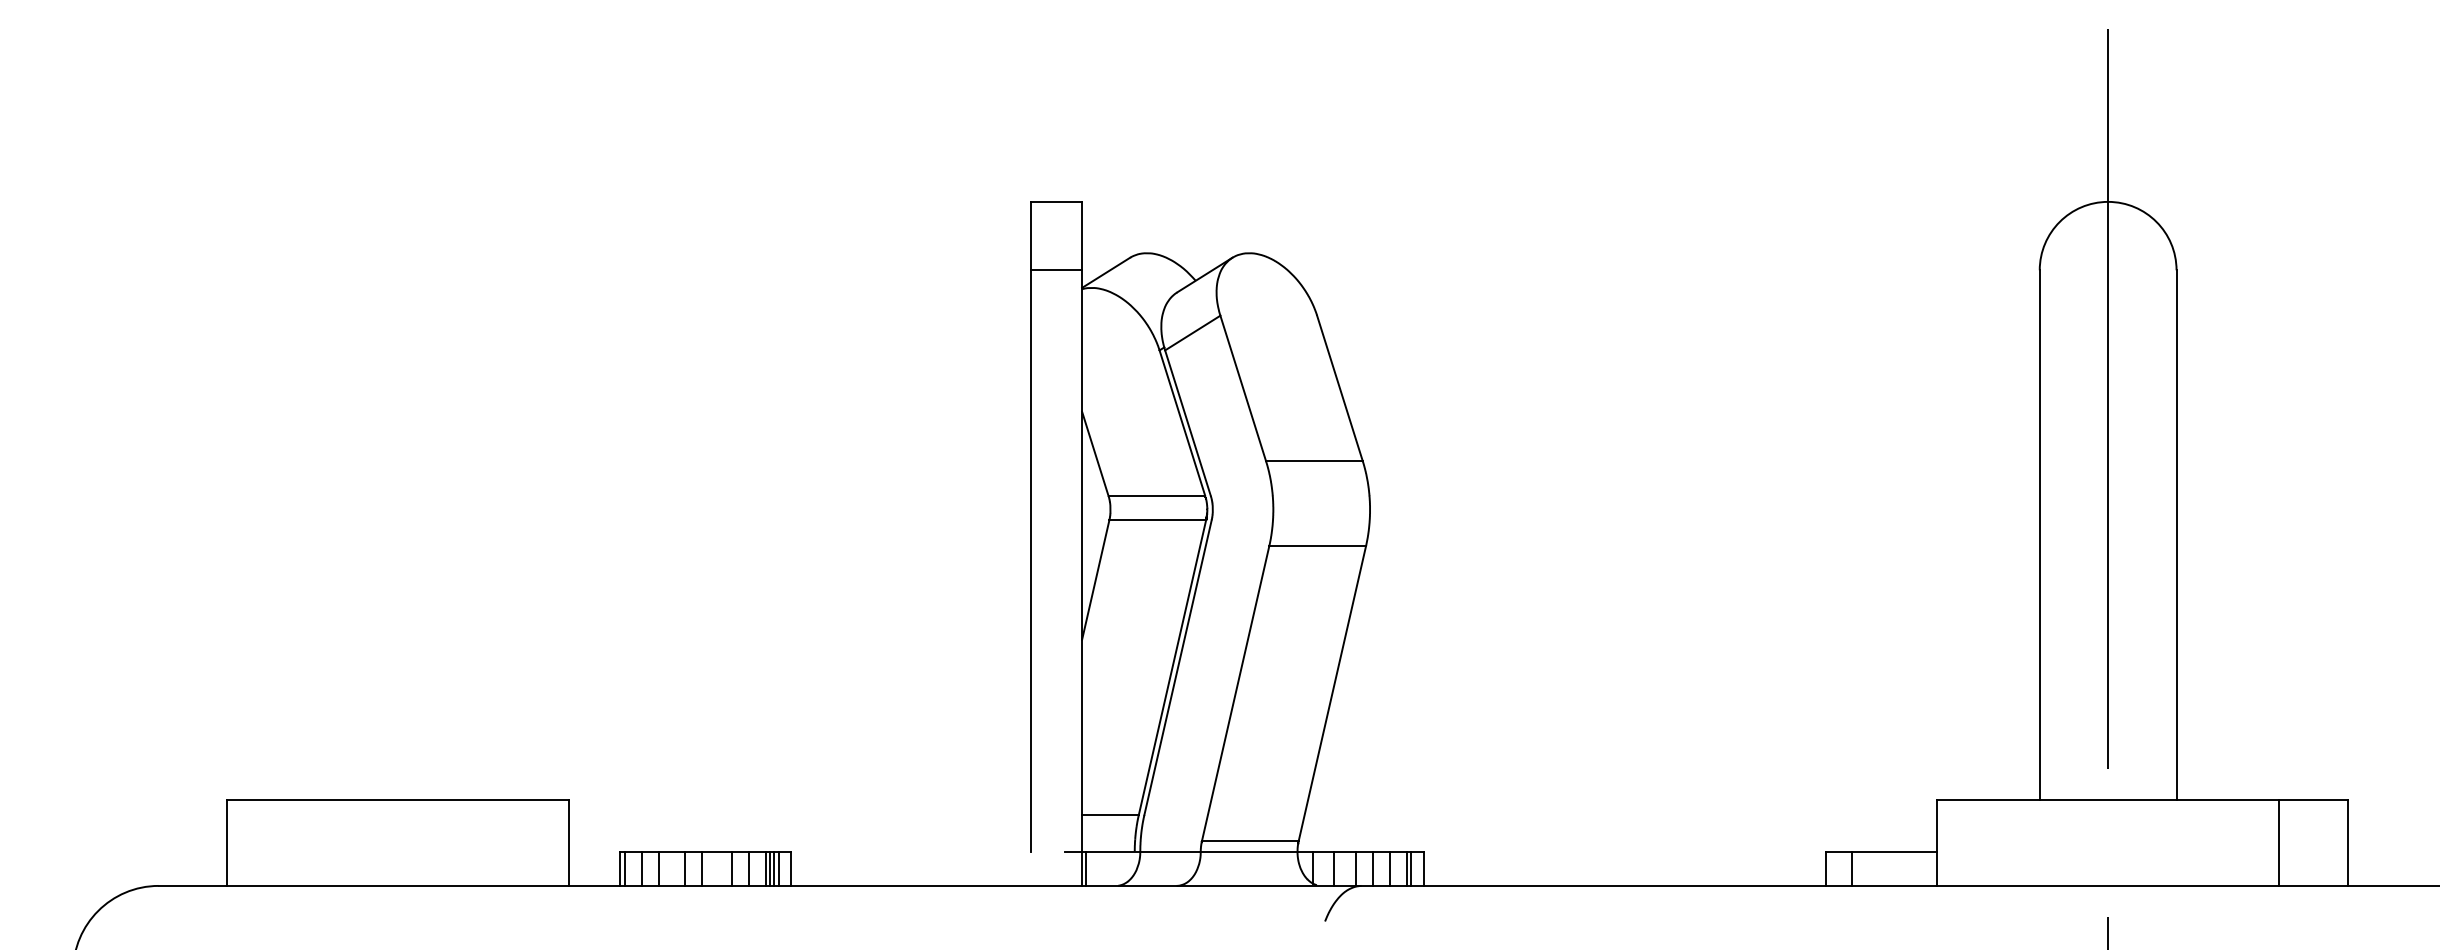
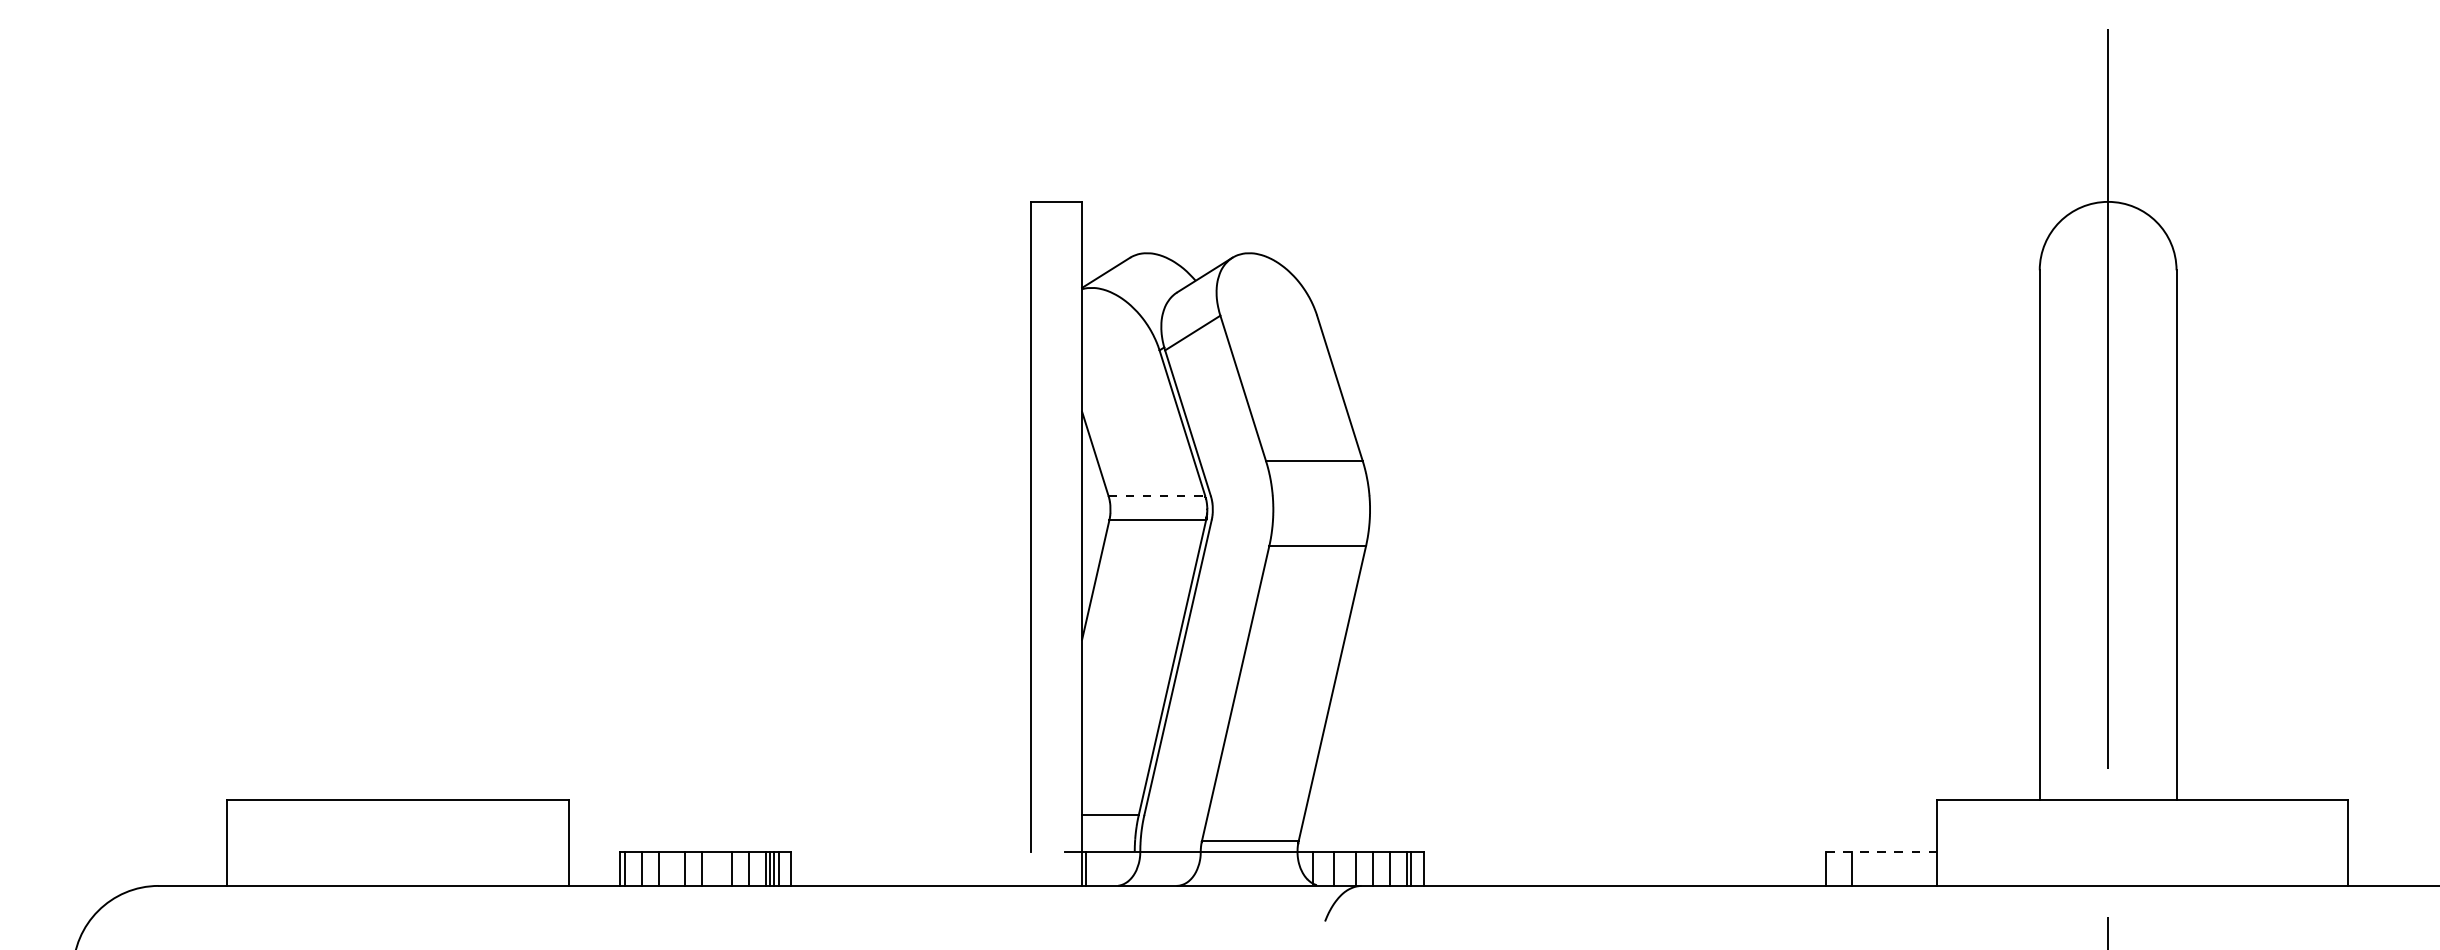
line: present -> none (1056, 270)
line: solid -> dashed (1157, 495)
line: present -> none (2279, 842)
line: solid -> dashed (1881, 851)
